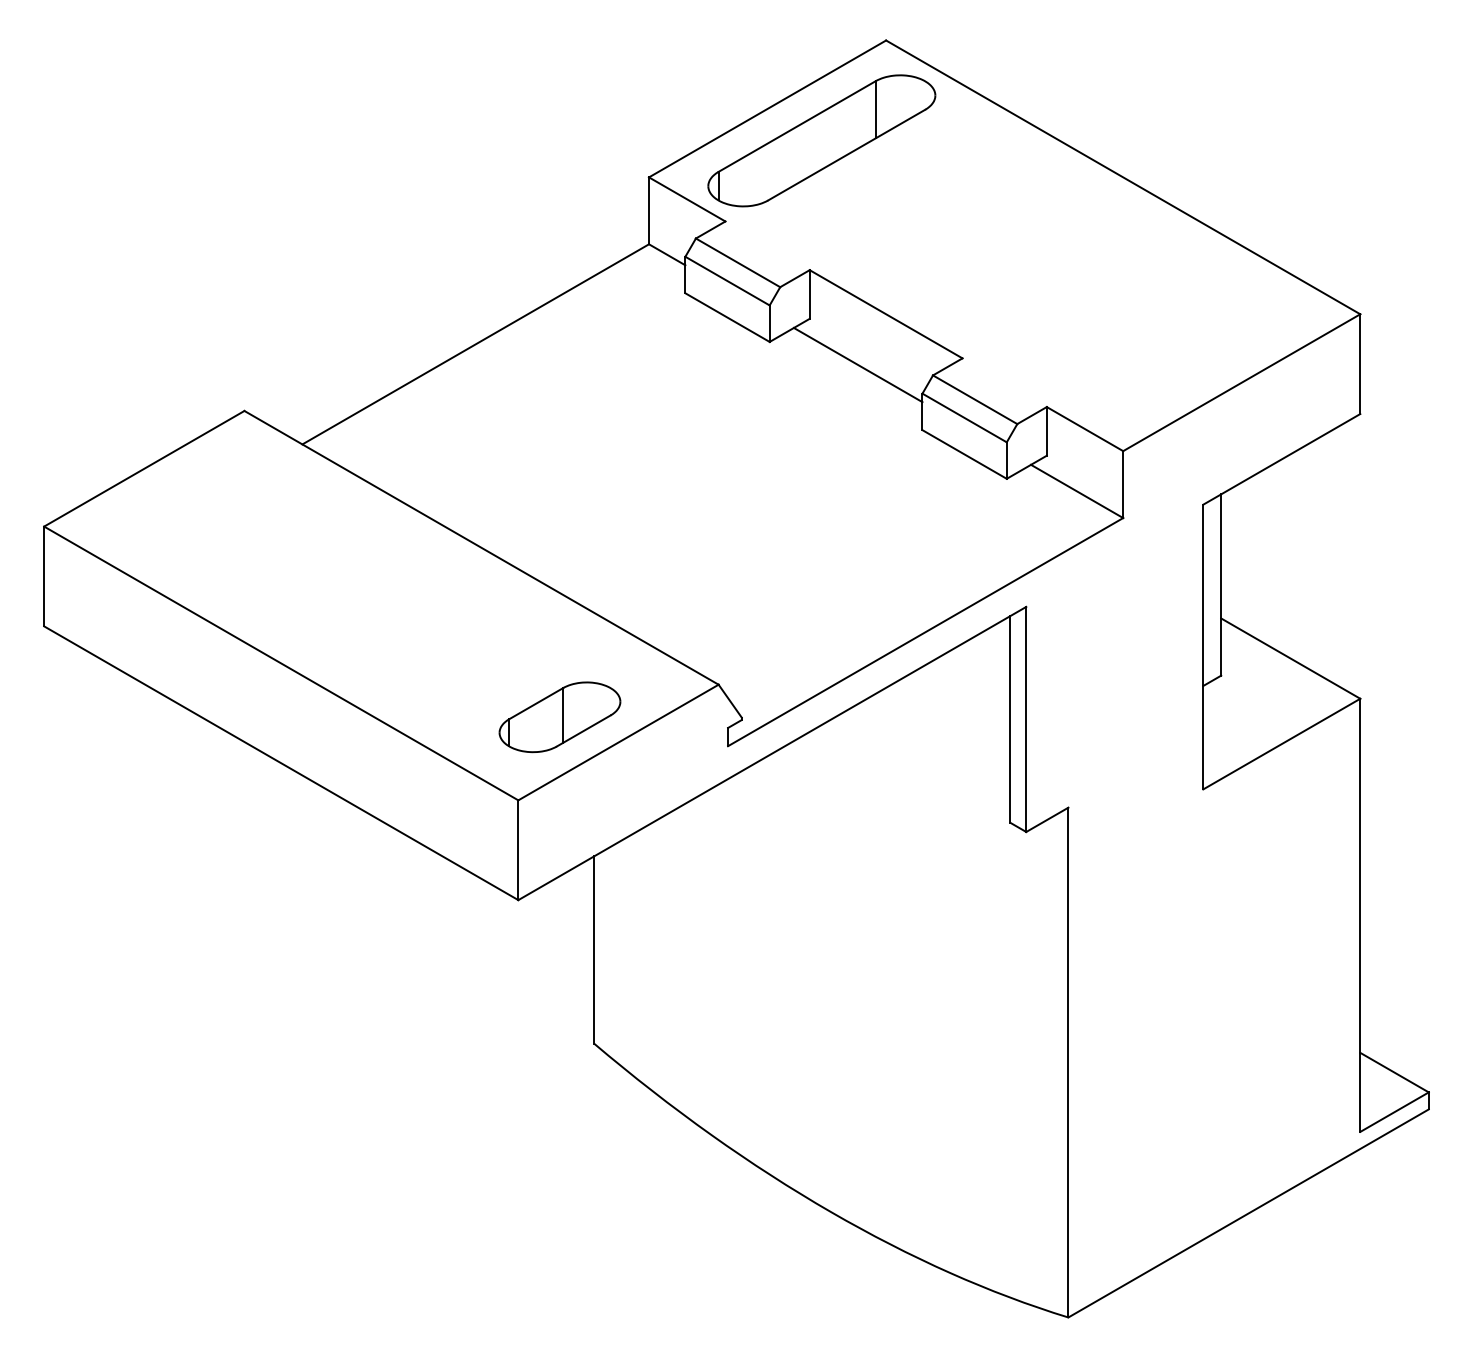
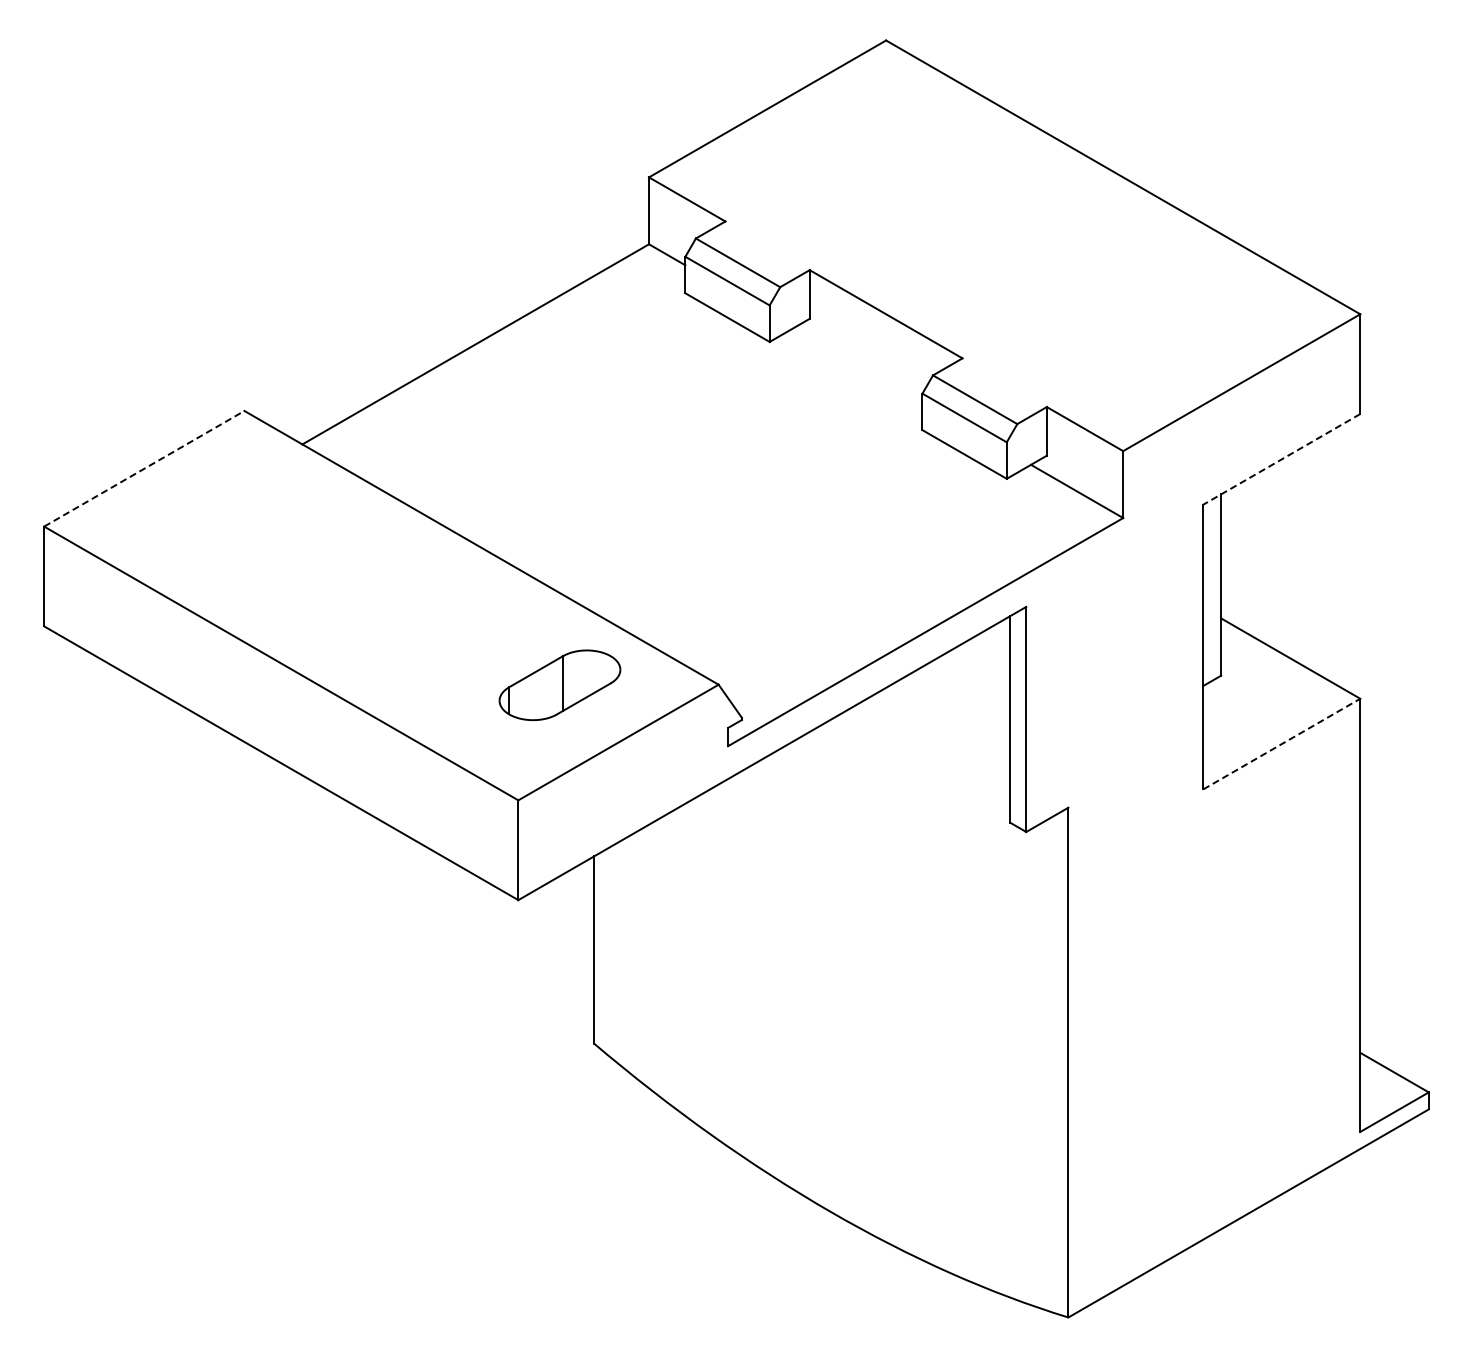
part: present -> none (821, 140)
line: present -> none (857, 364)
line: solid -> dashed (1281, 459)
line: solid -> dashed (144, 468)
part position: (559, 717) -> (559, 685) (559, 685)
line: solid -> dashed (1281, 744)
